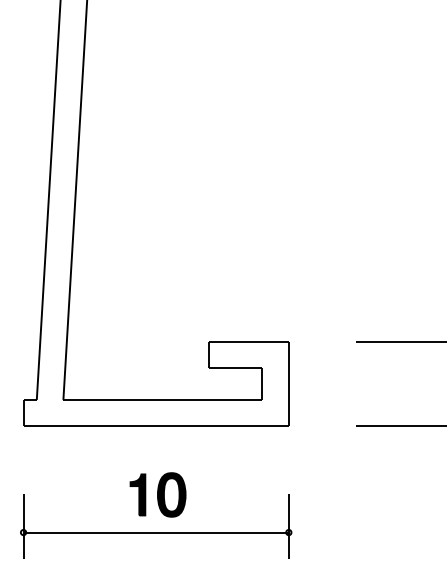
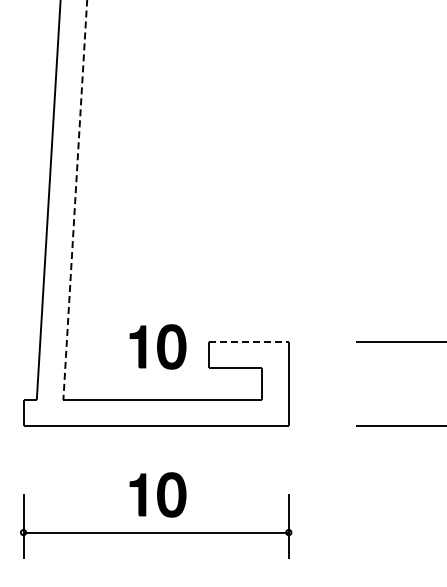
line: solid -> dashed (75, 200)
line: solid -> dashed (249, 341)
part: none -> present (157, 346)
